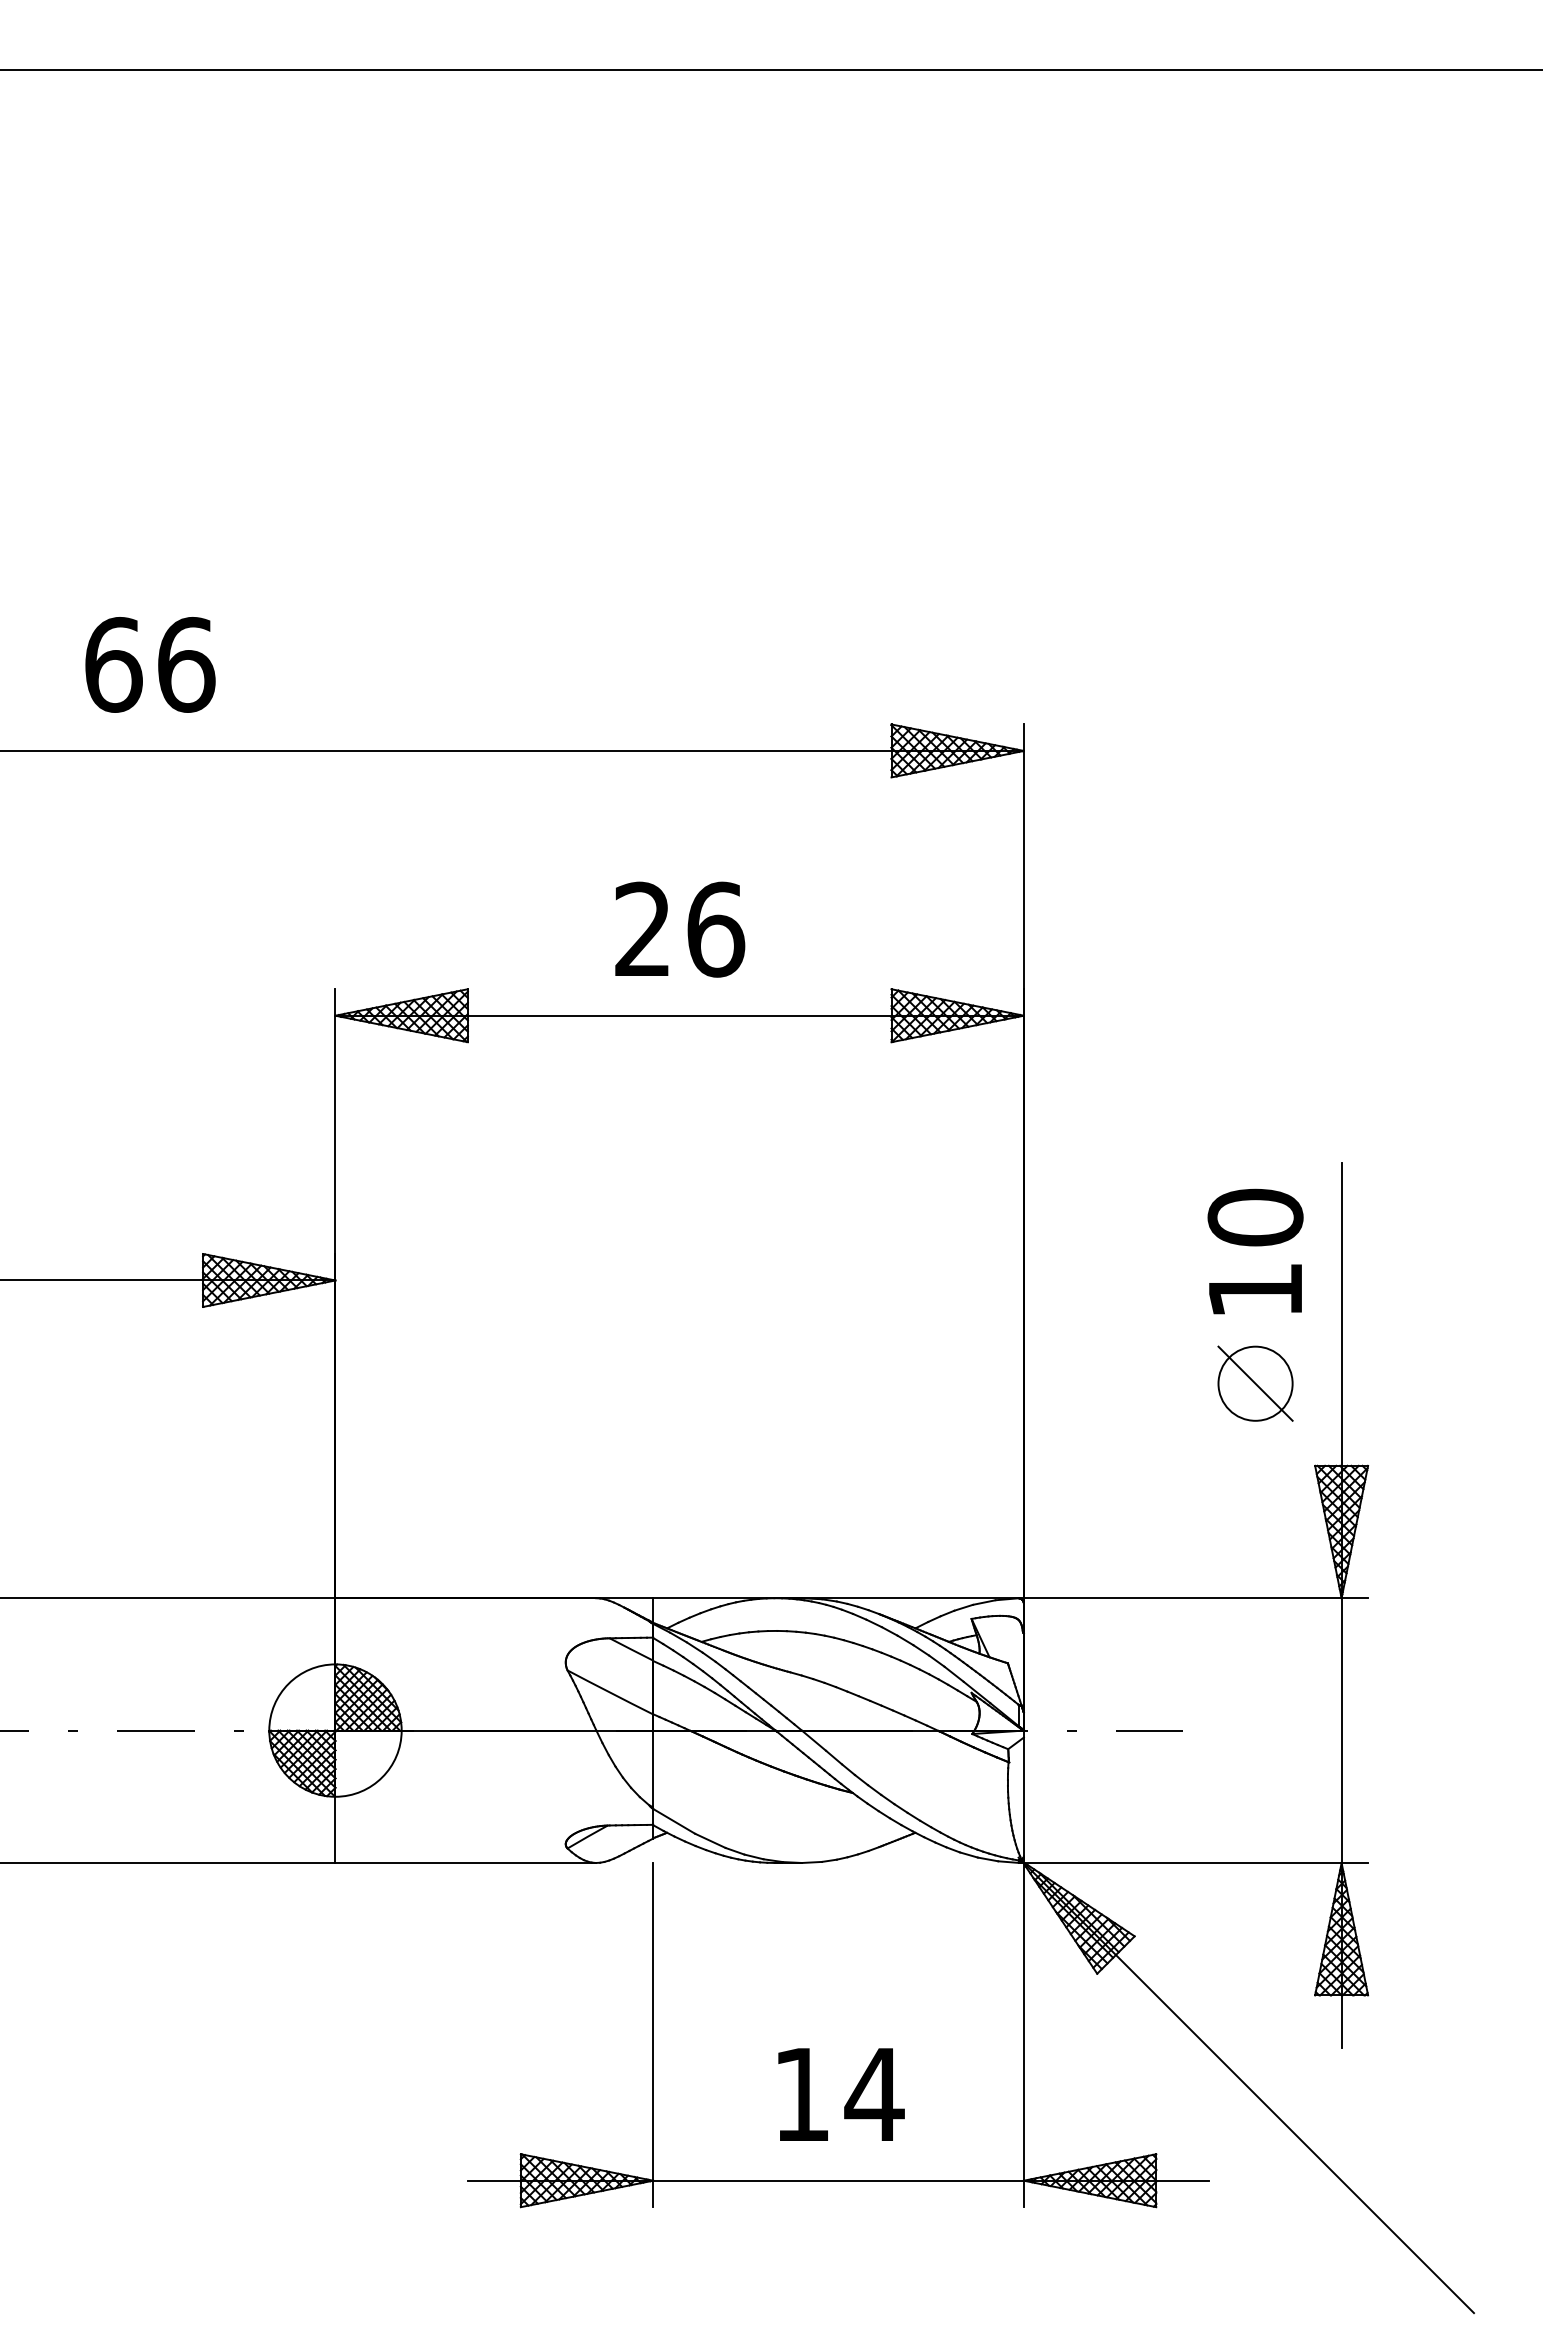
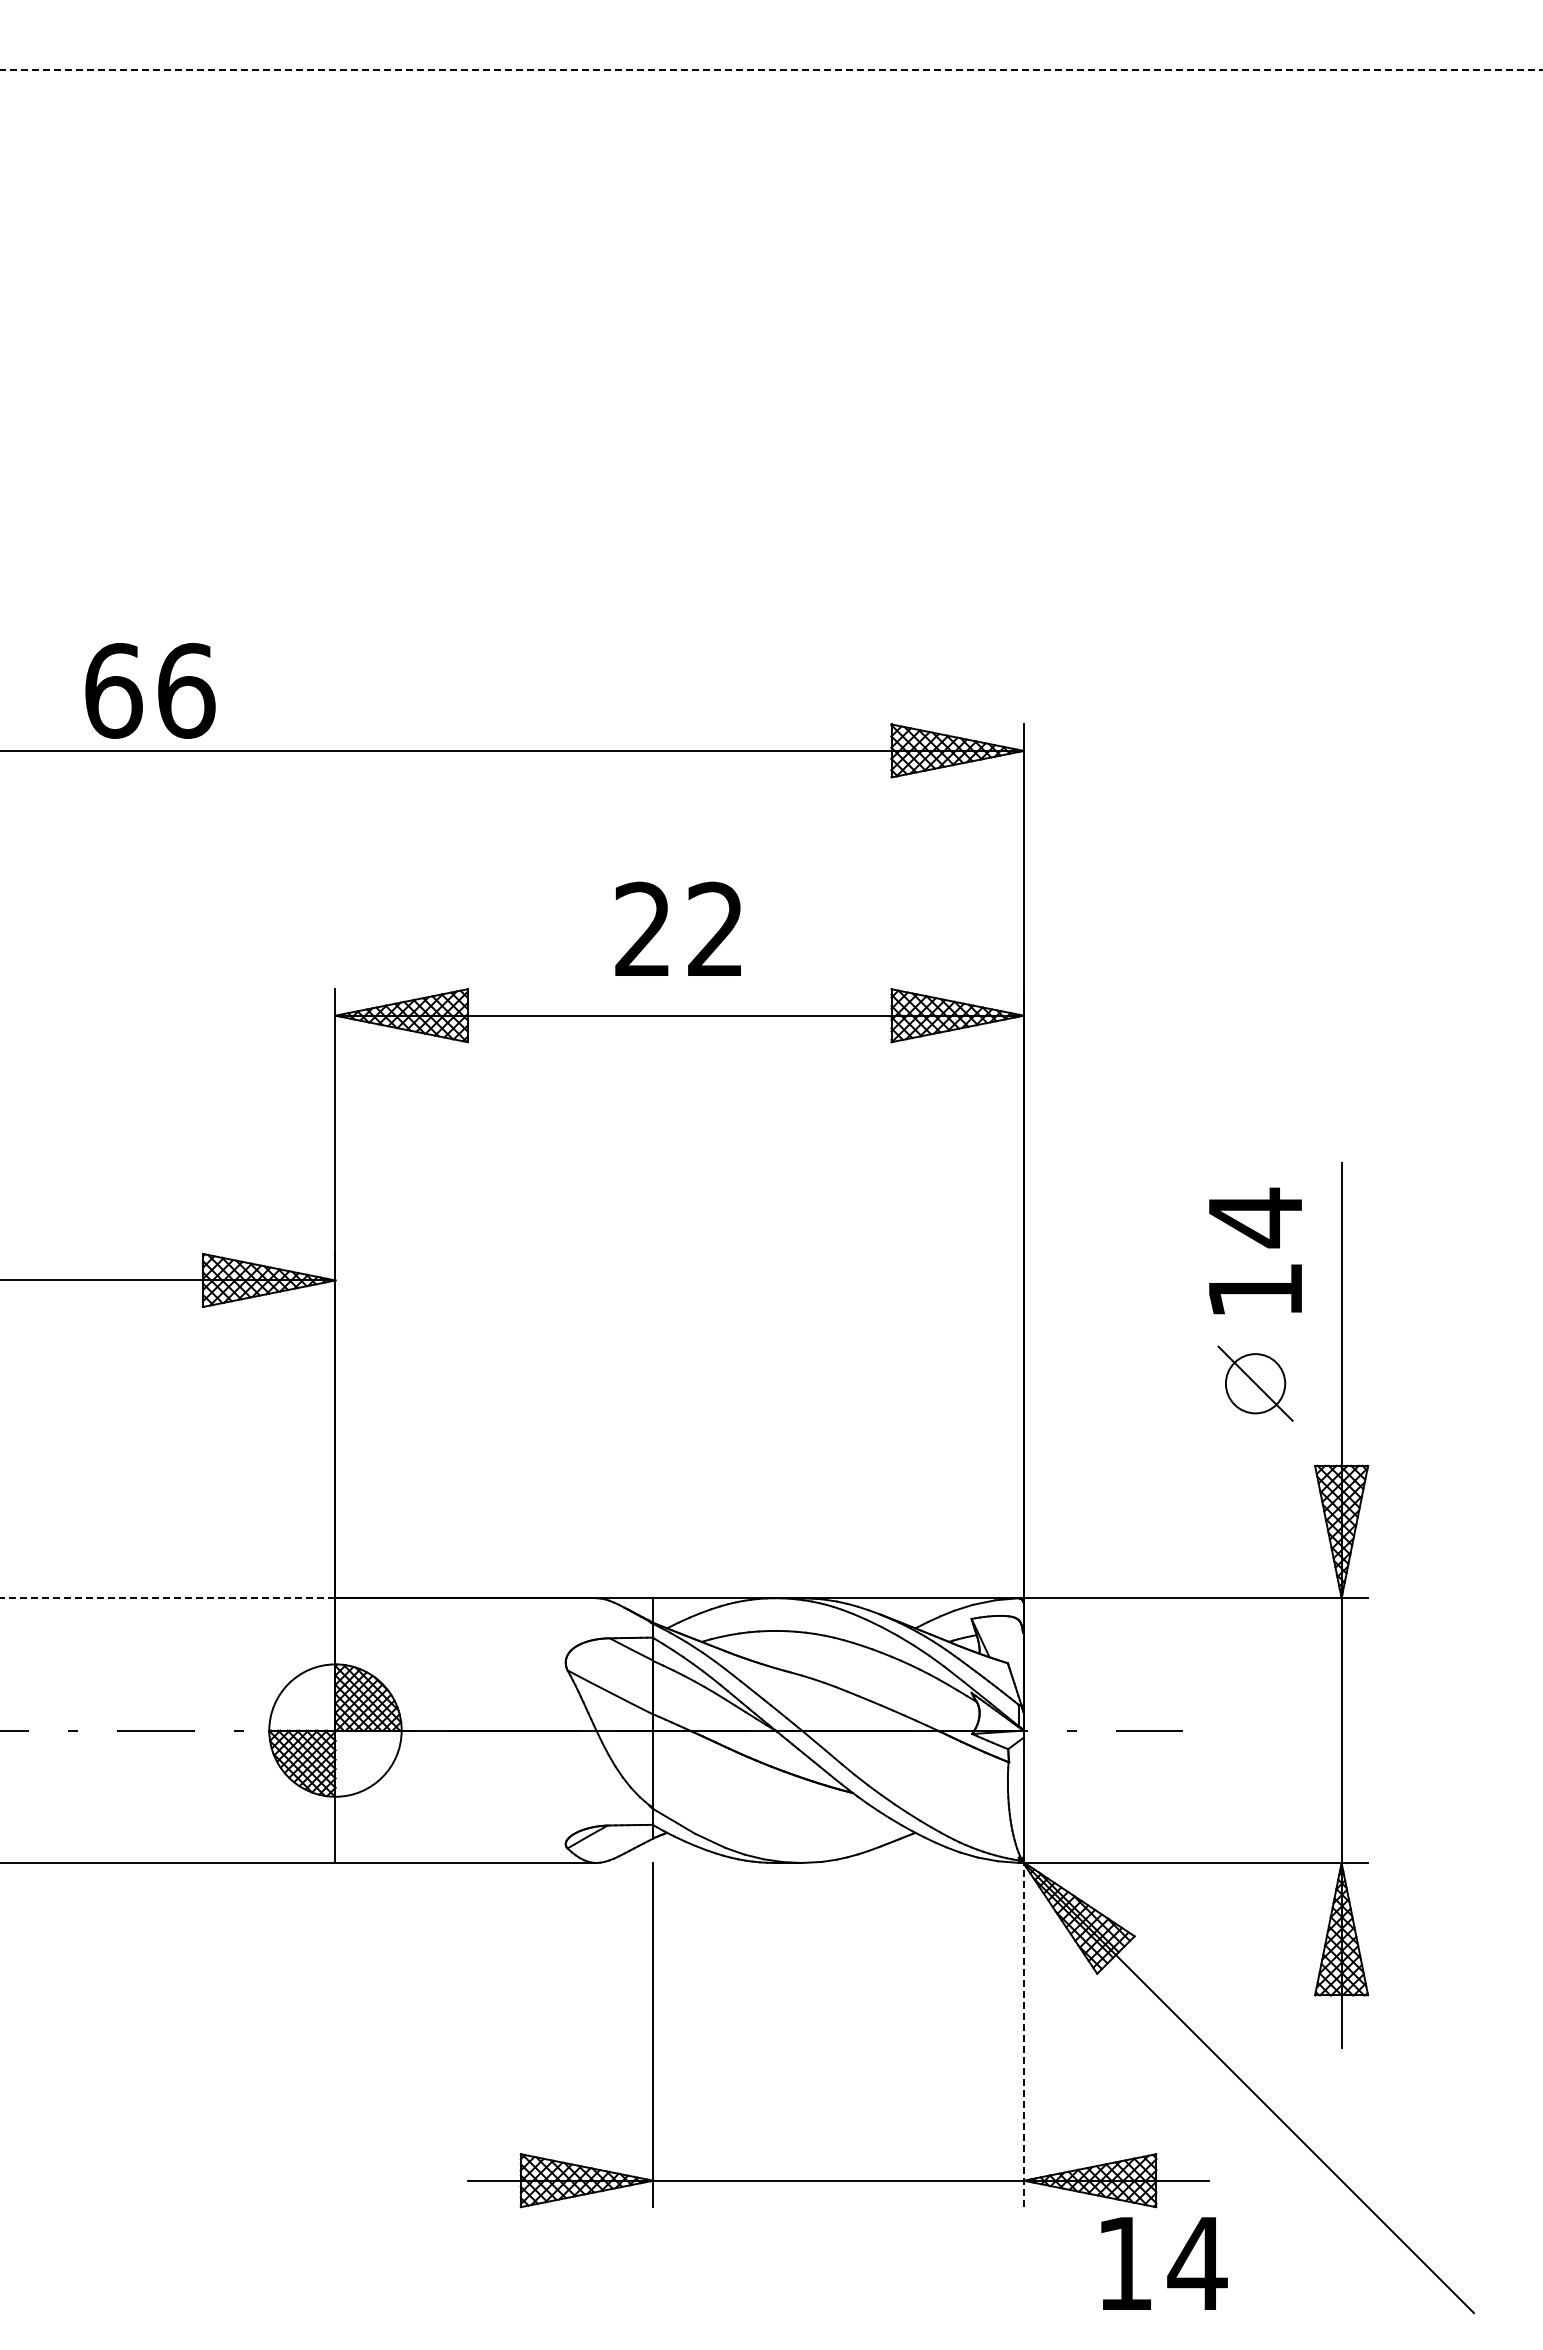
line: solid -> dashed (771, 70)
text position: (150, 664) -> (150, 690) (150, 690)
text: 26 -> 22 (716, 929)
text: 10 -> 14 (1255, 1217)
circle diameter: 74 px -> 59 px (1255, 1383)
line: solid -> dashed (167, 1598)
line: solid -> dashed (1023, 2032)
text position: (841, 2094) -> (1164, 2263) (1164, 2263)
